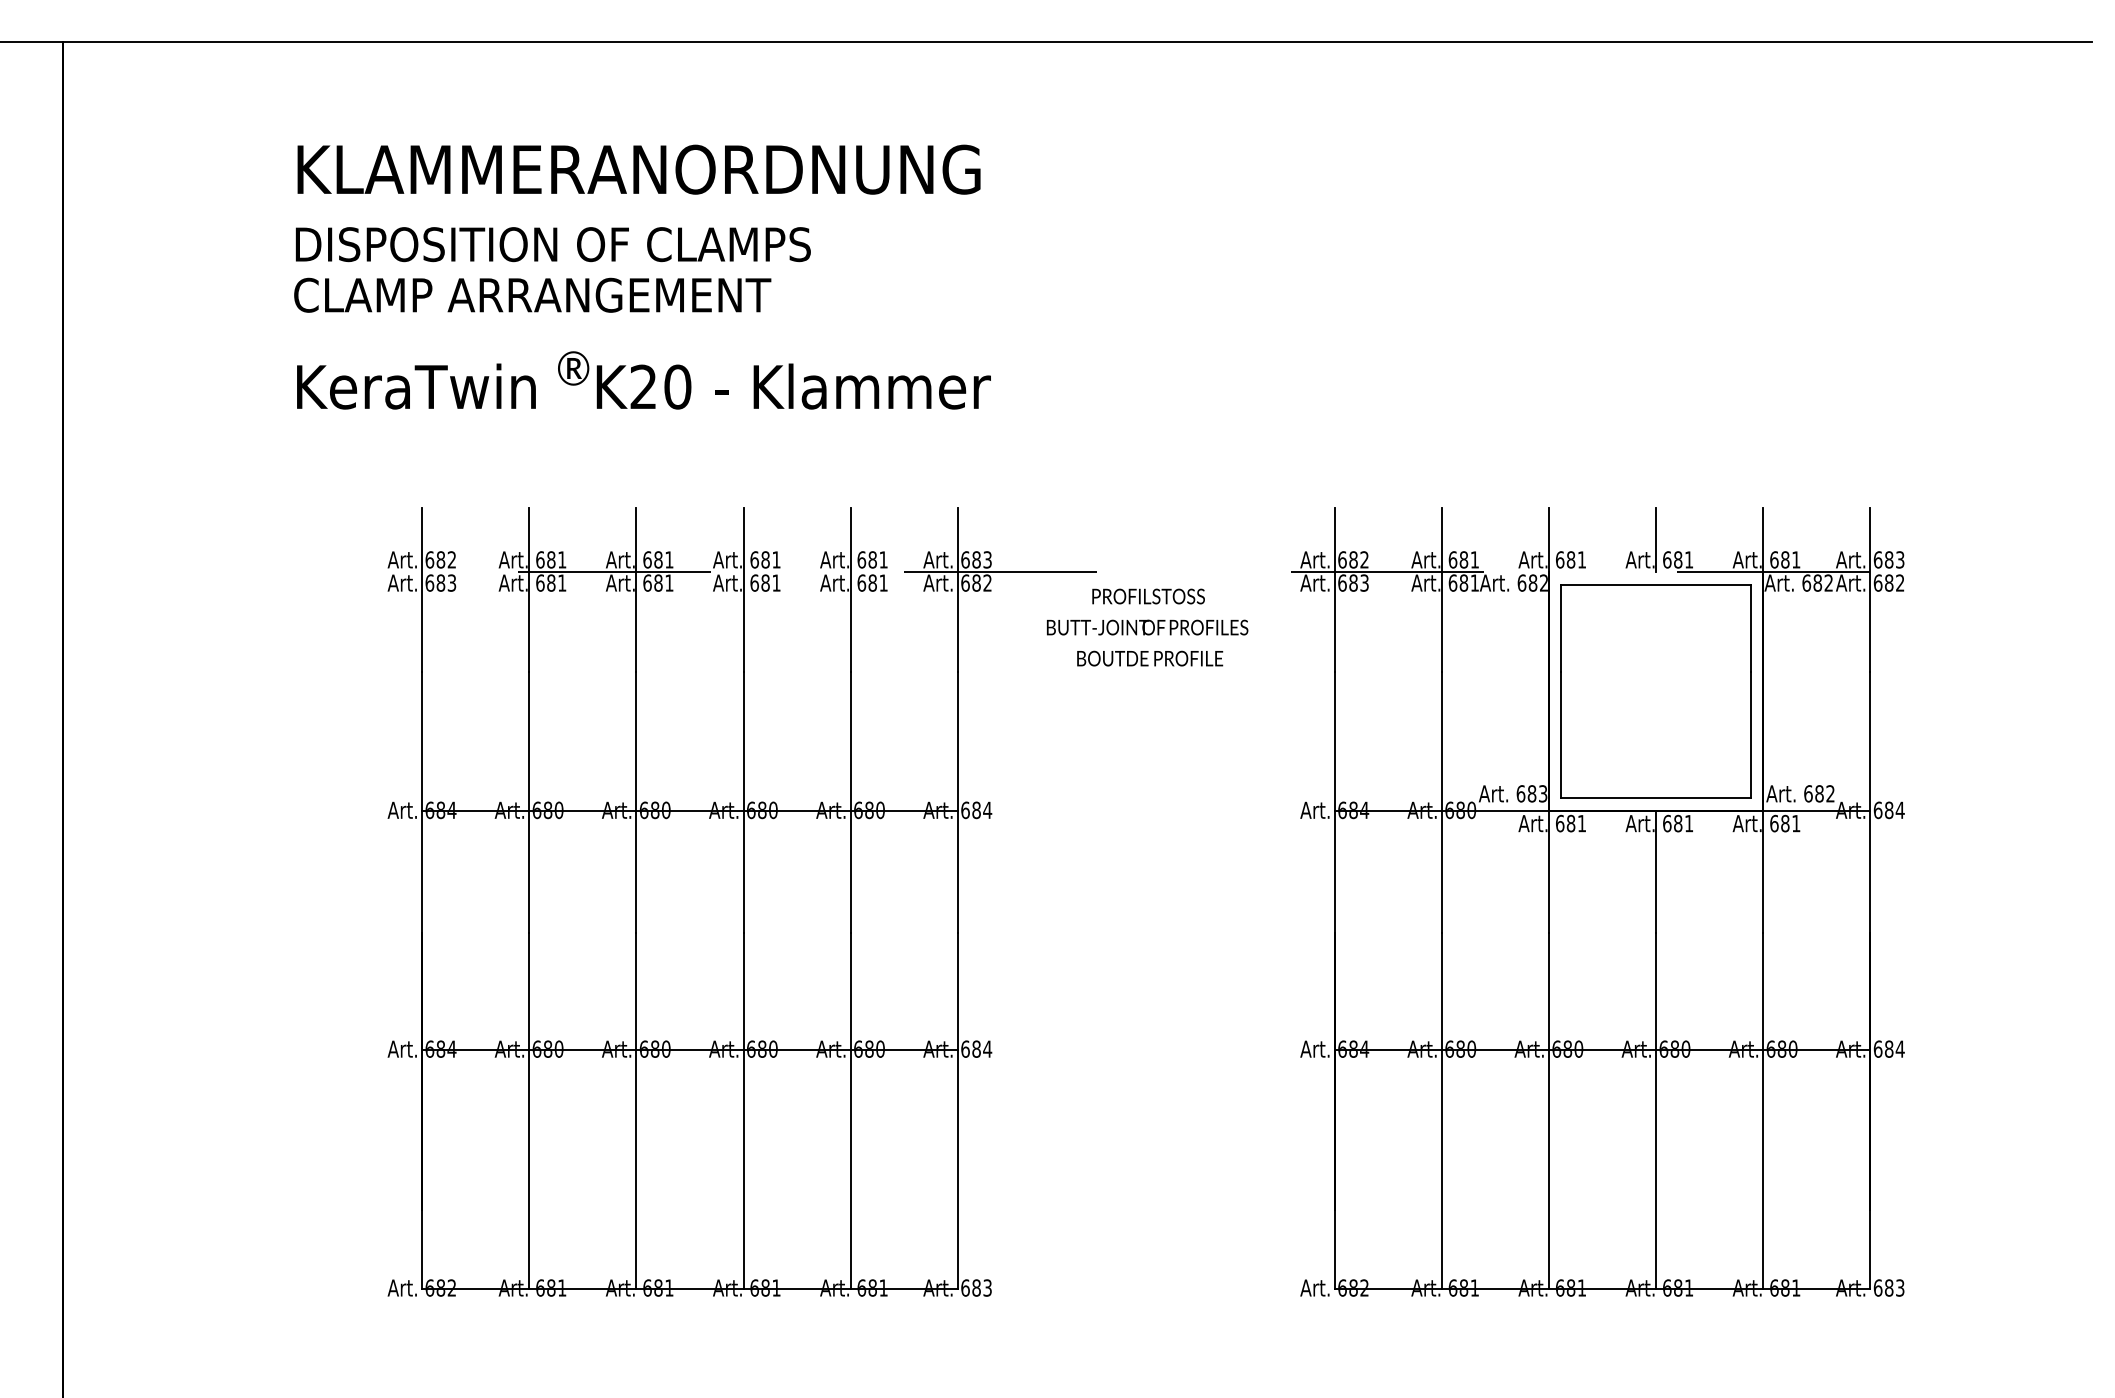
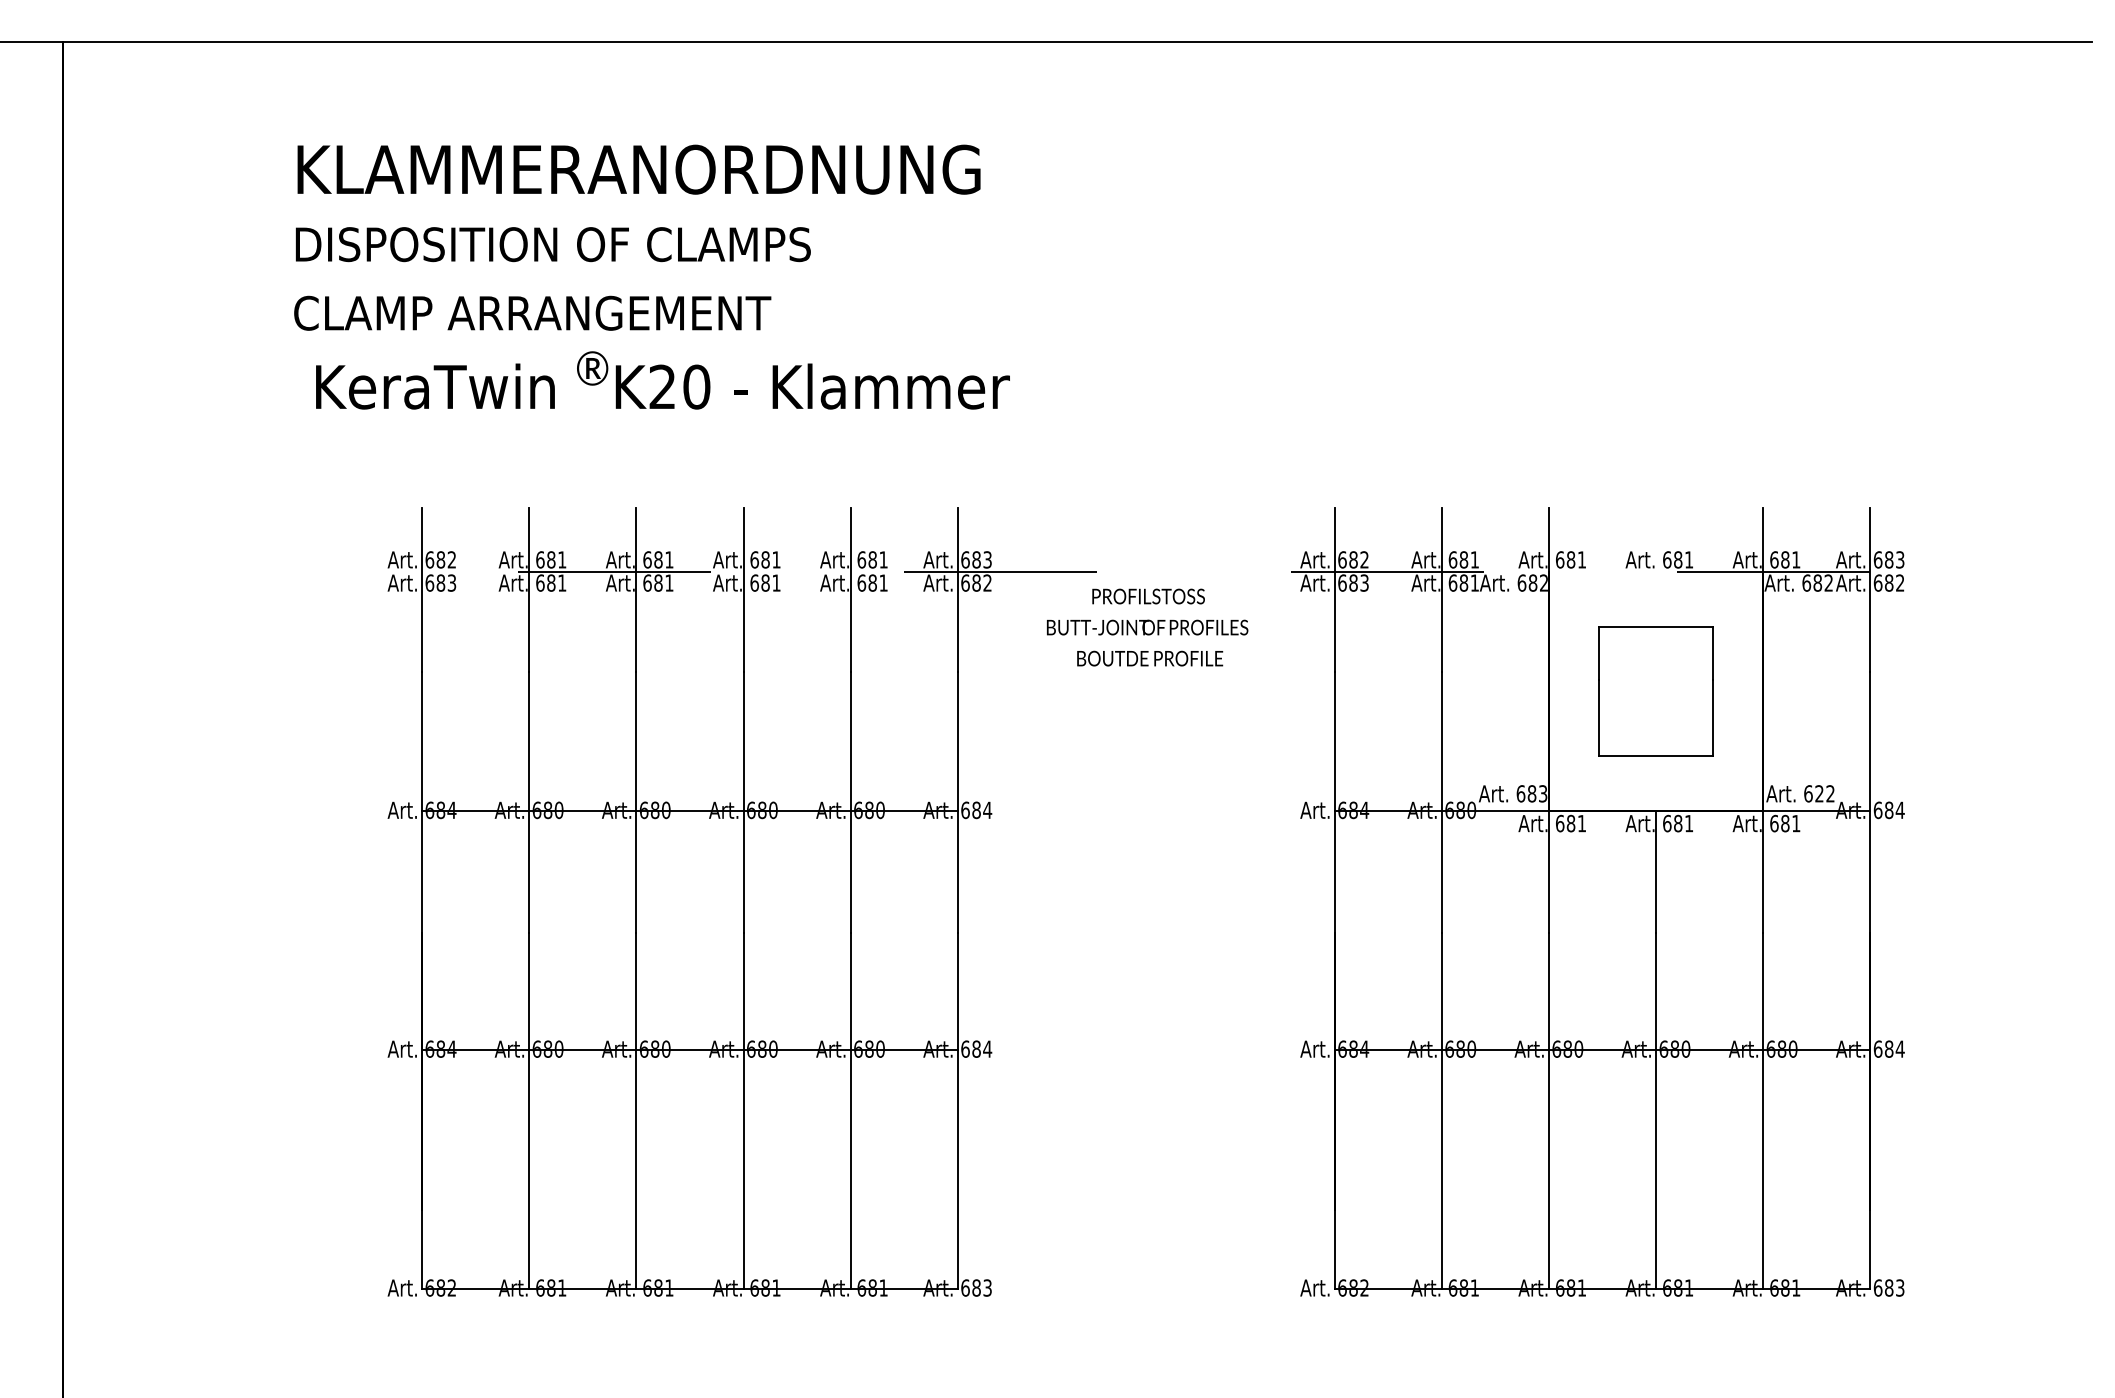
text position: (532, 294) -> (532, 312) (532, 312)
text position: (643, 380) -> (662, 380) (662, 380)
line: present -> none (1656, 539)
part size: 192x215 px -> 116x131 px (1655, 691)
text: 682 -> 622 (1819, 793)
